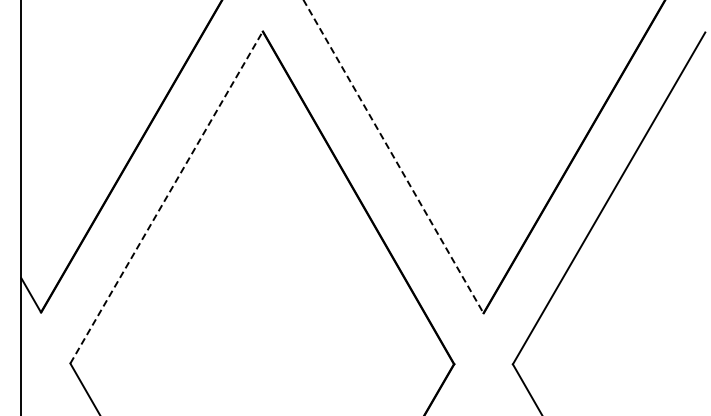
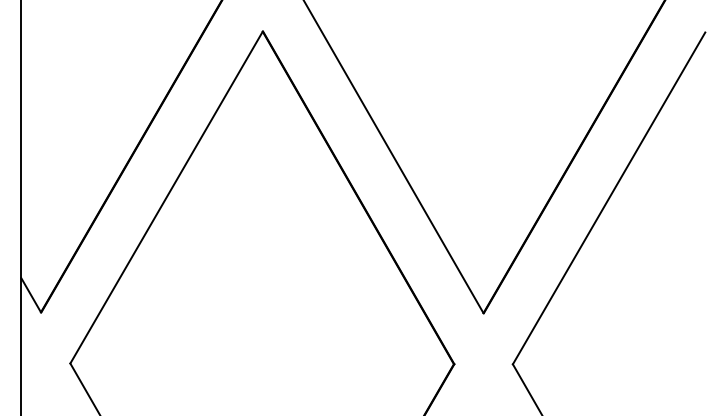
line: dashed -> solid (393, 157)
line: dashed -> solid (166, 197)
